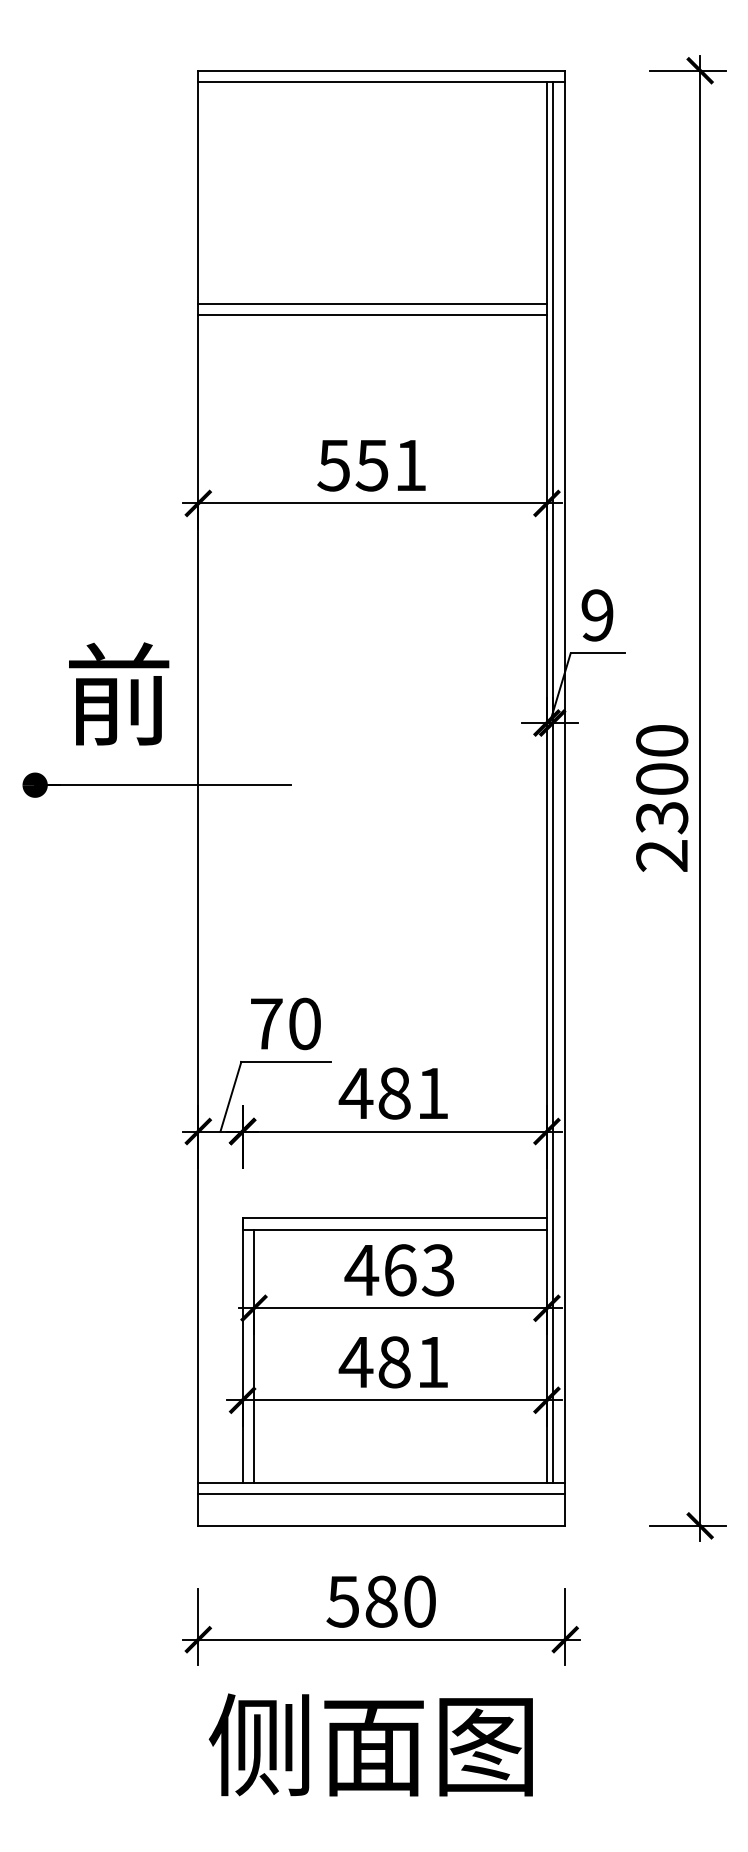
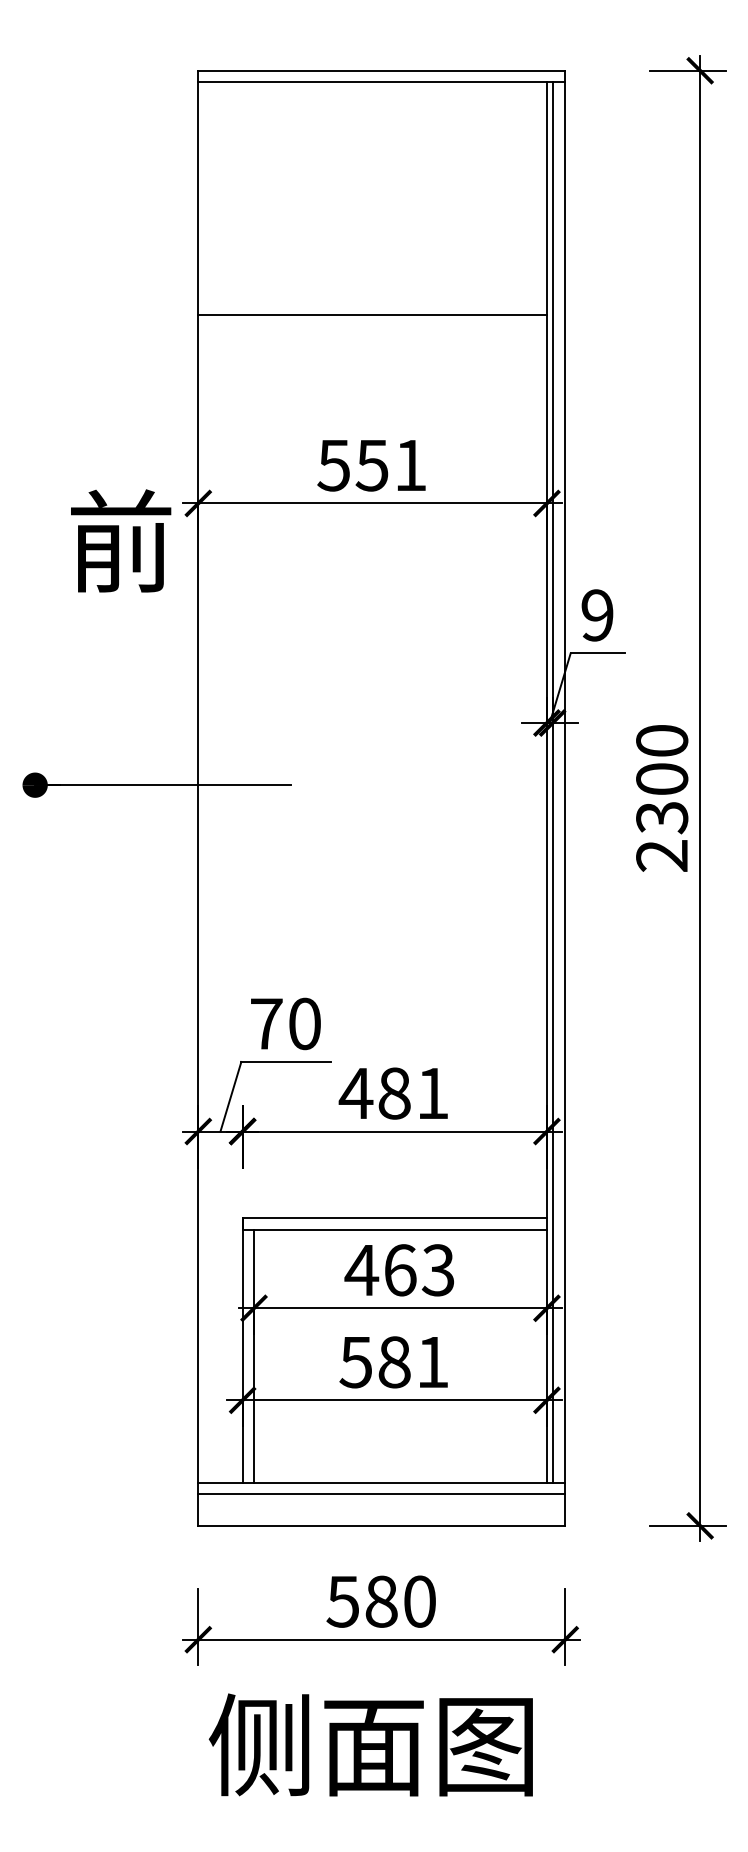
line: present -> none (372, 303)
text position: (119, 693) -> (121, 540) (121, 540)
text: 481 -> 581 (355, 1362)
